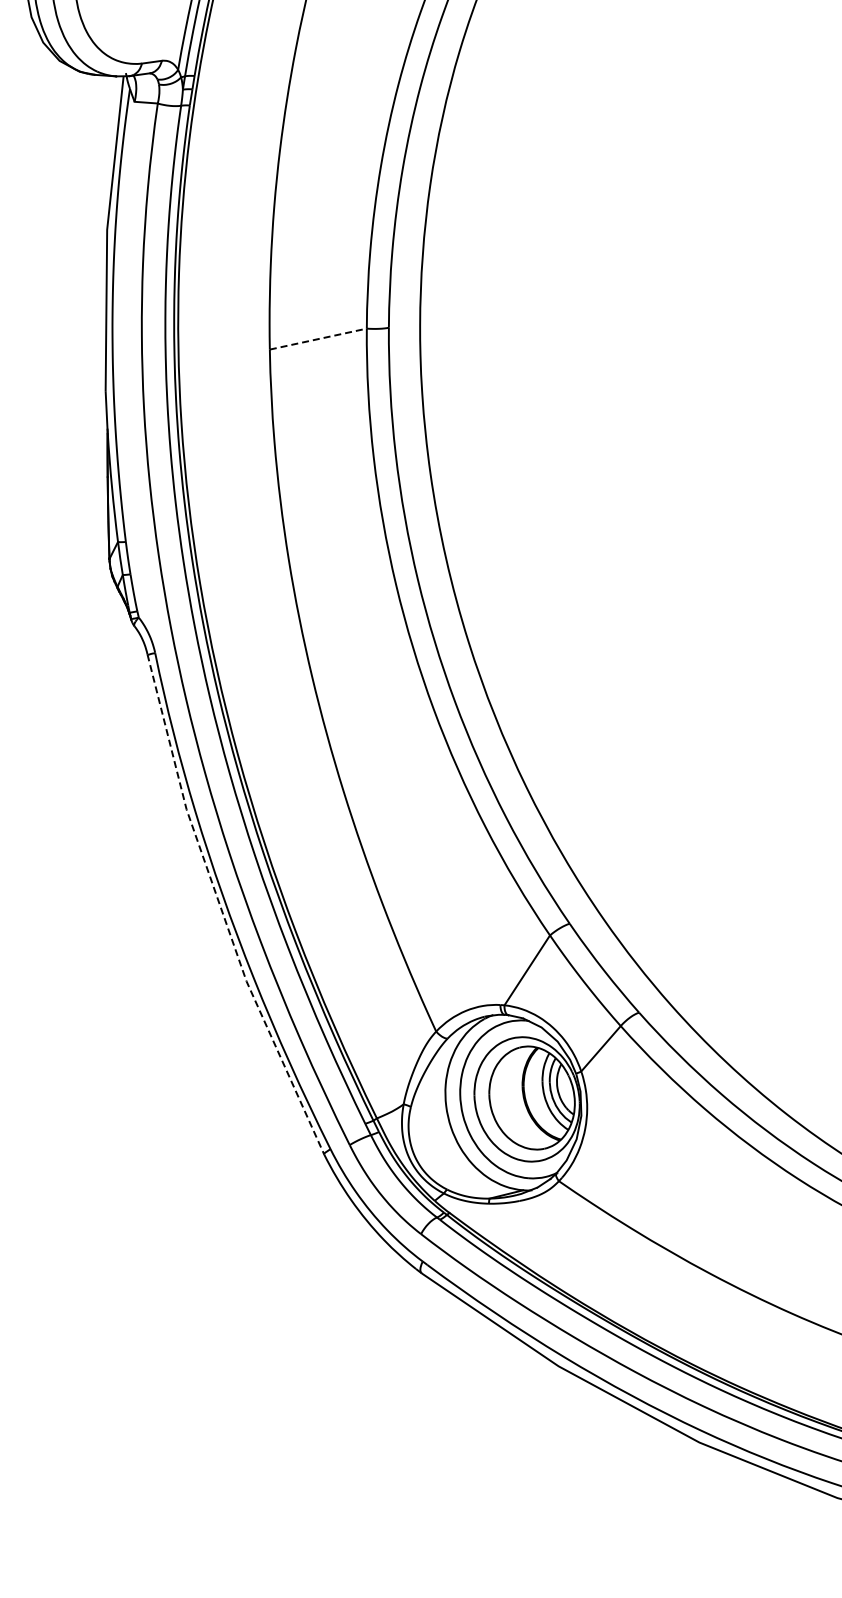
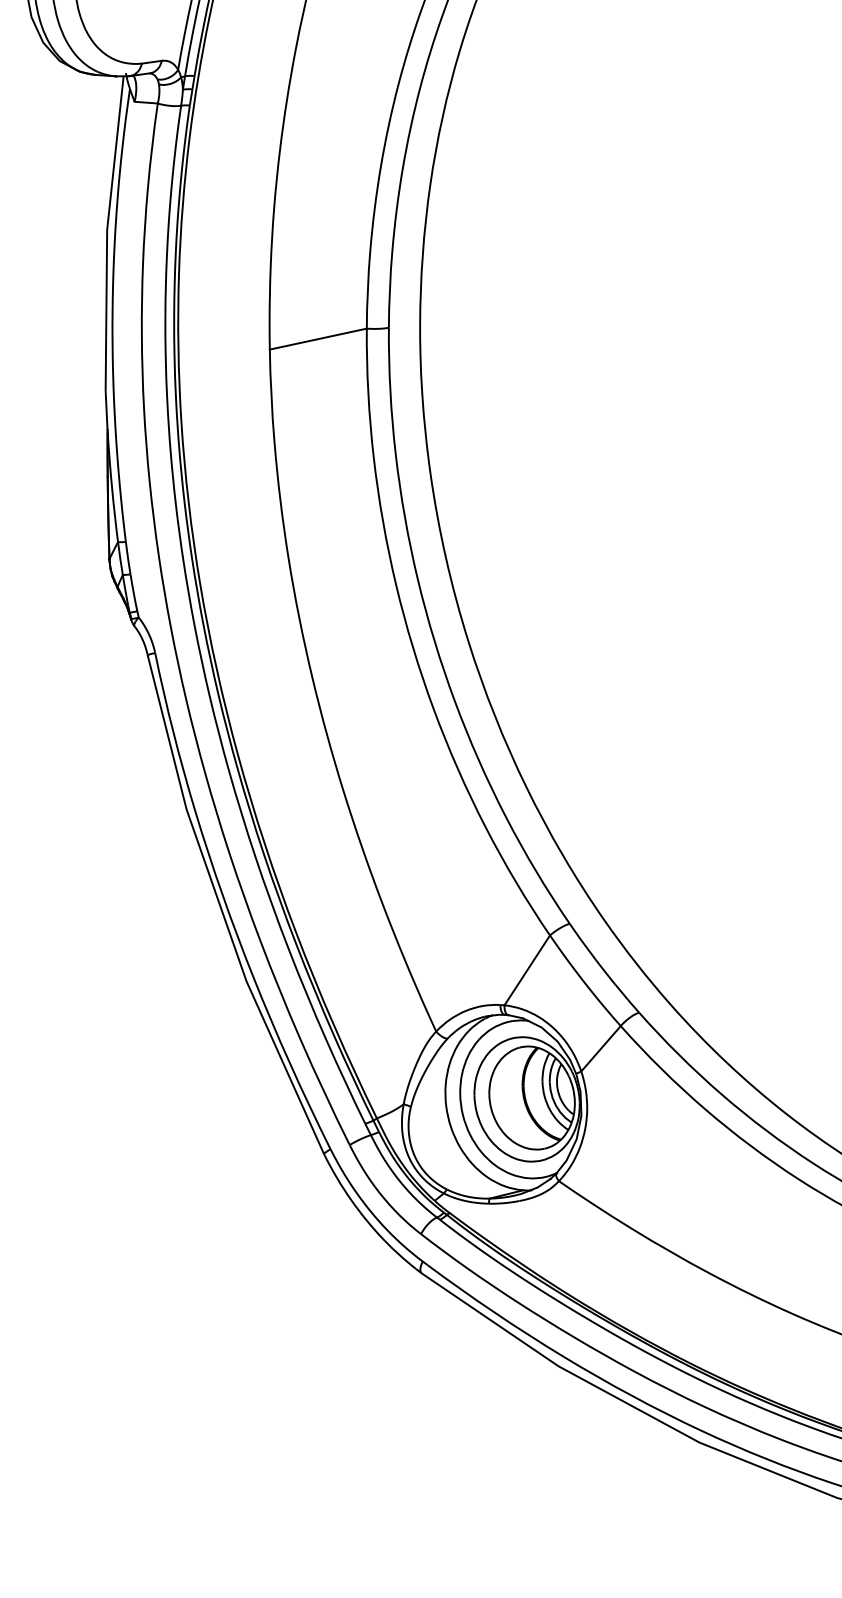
line: dashed -> solid (318, 339)
line: dashed -> solid (221, 909)
